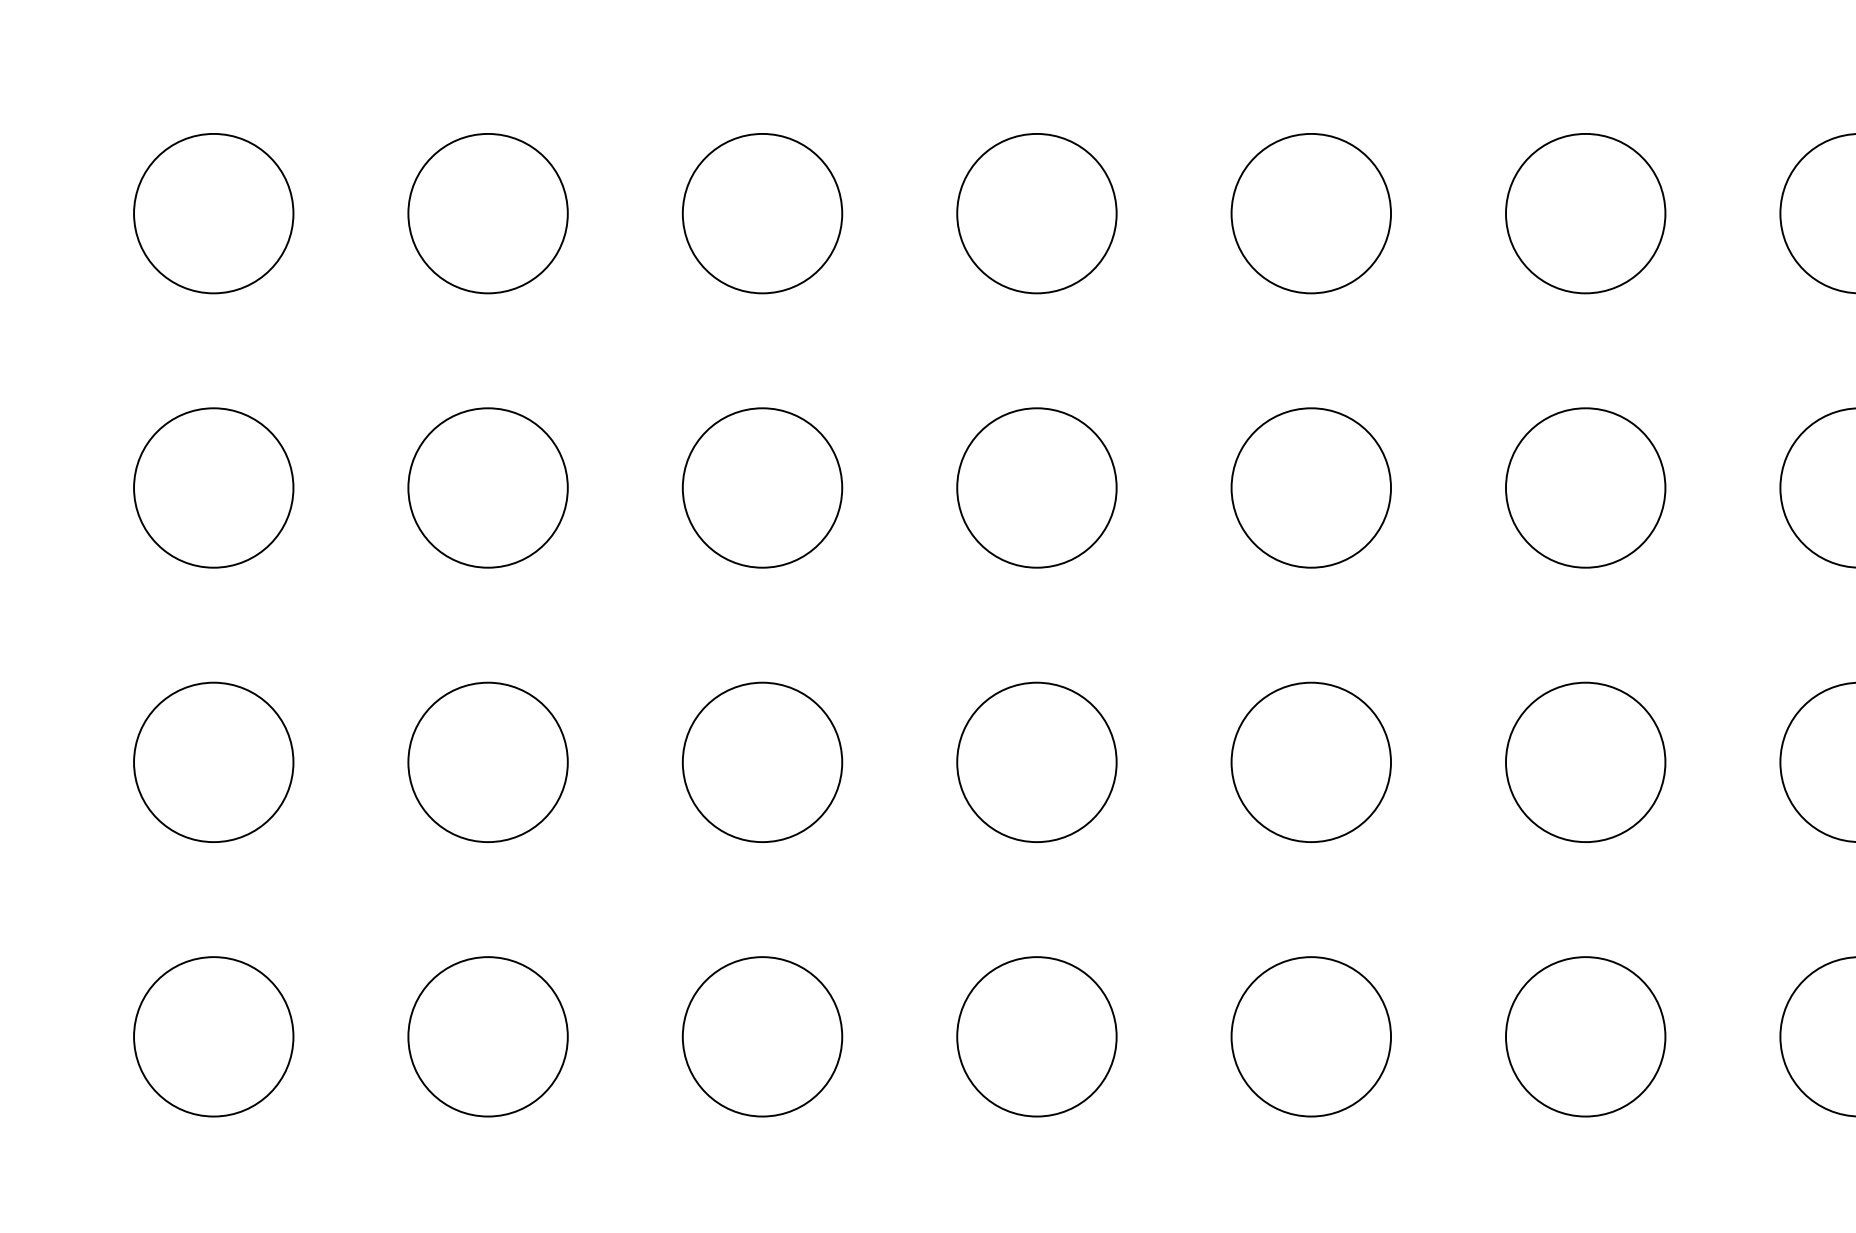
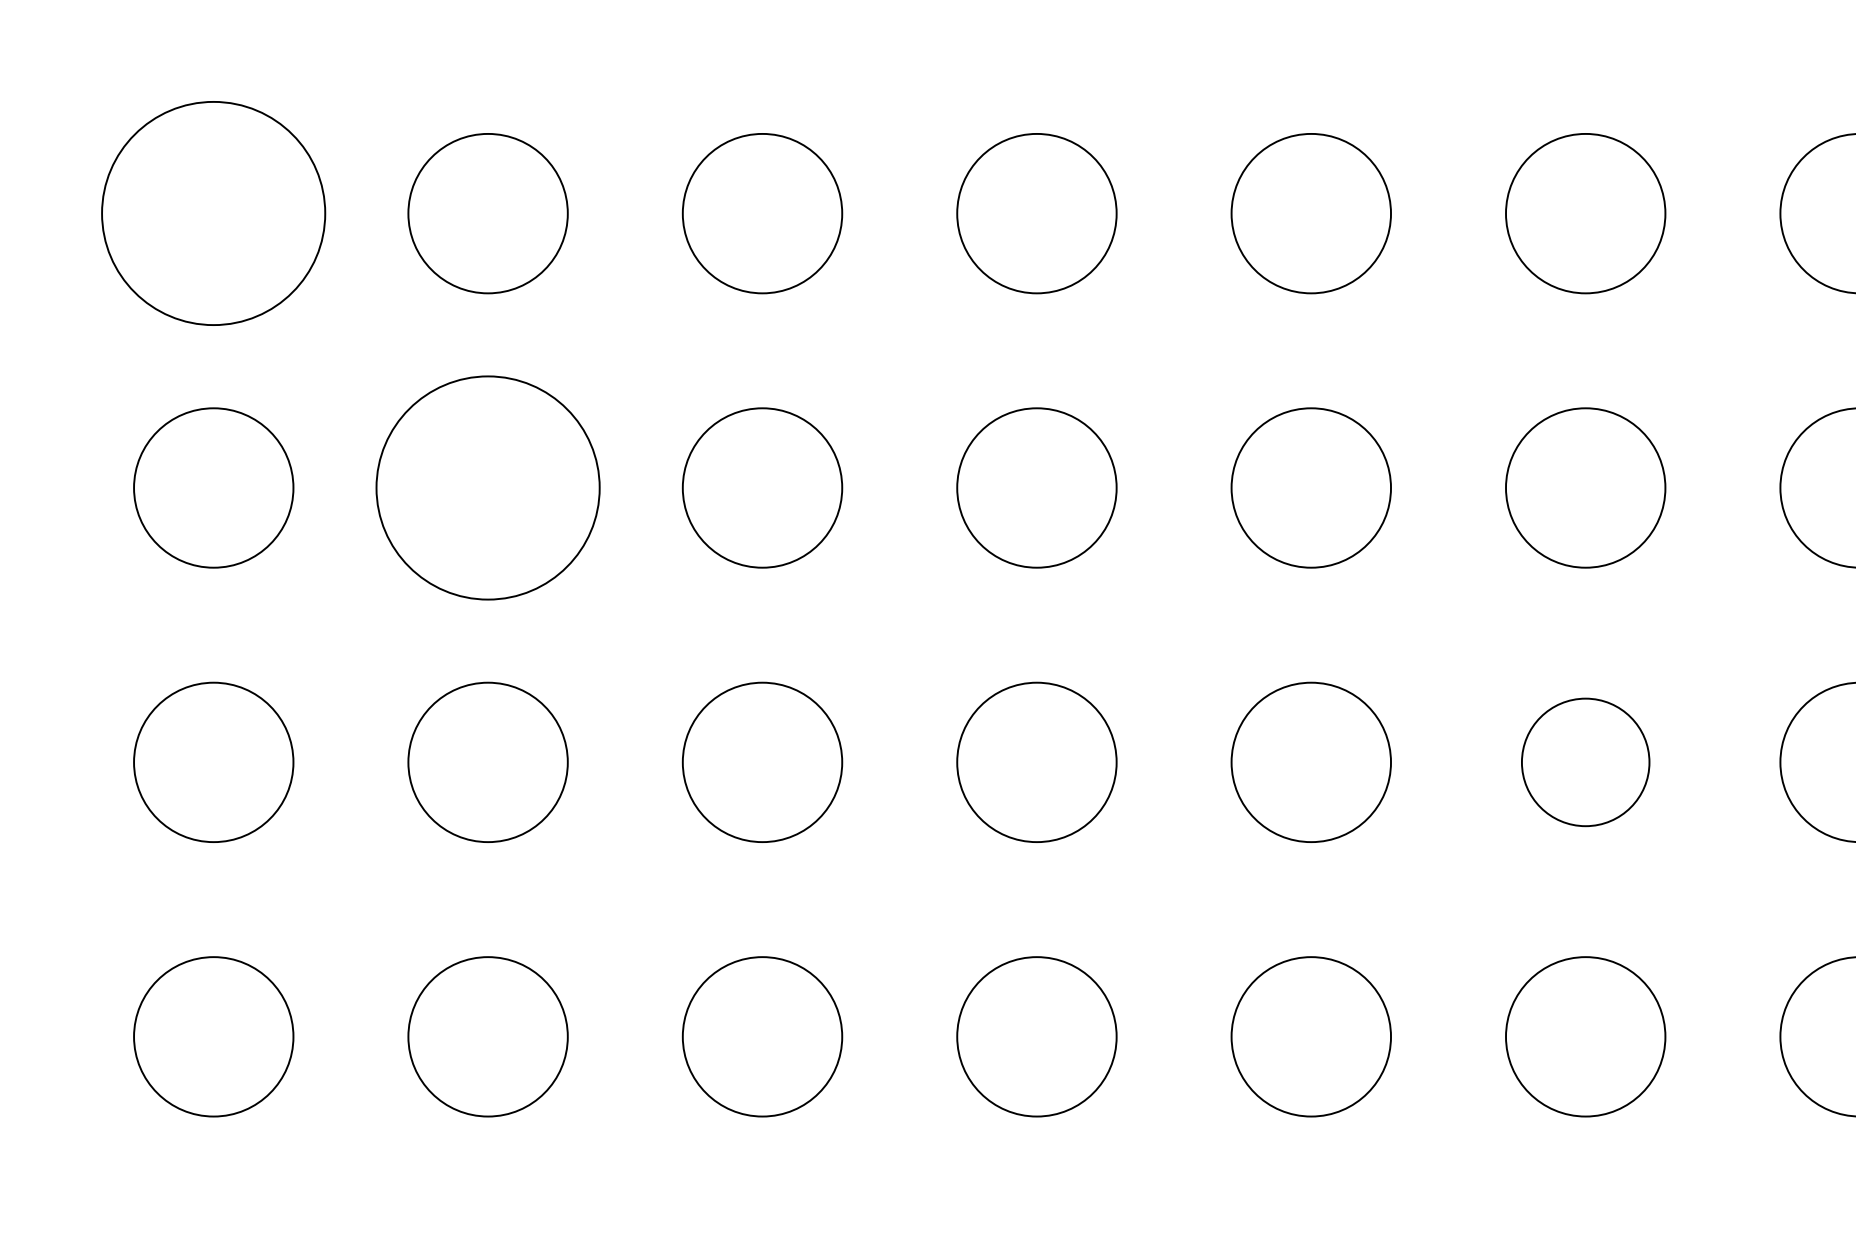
circle size: 162x162 px -> 226x225 px (213, 213)
circle diameter: 159 px -> 223 px (487, 487)
circle diameter: 159 px -> 128 px (1585, 762)
